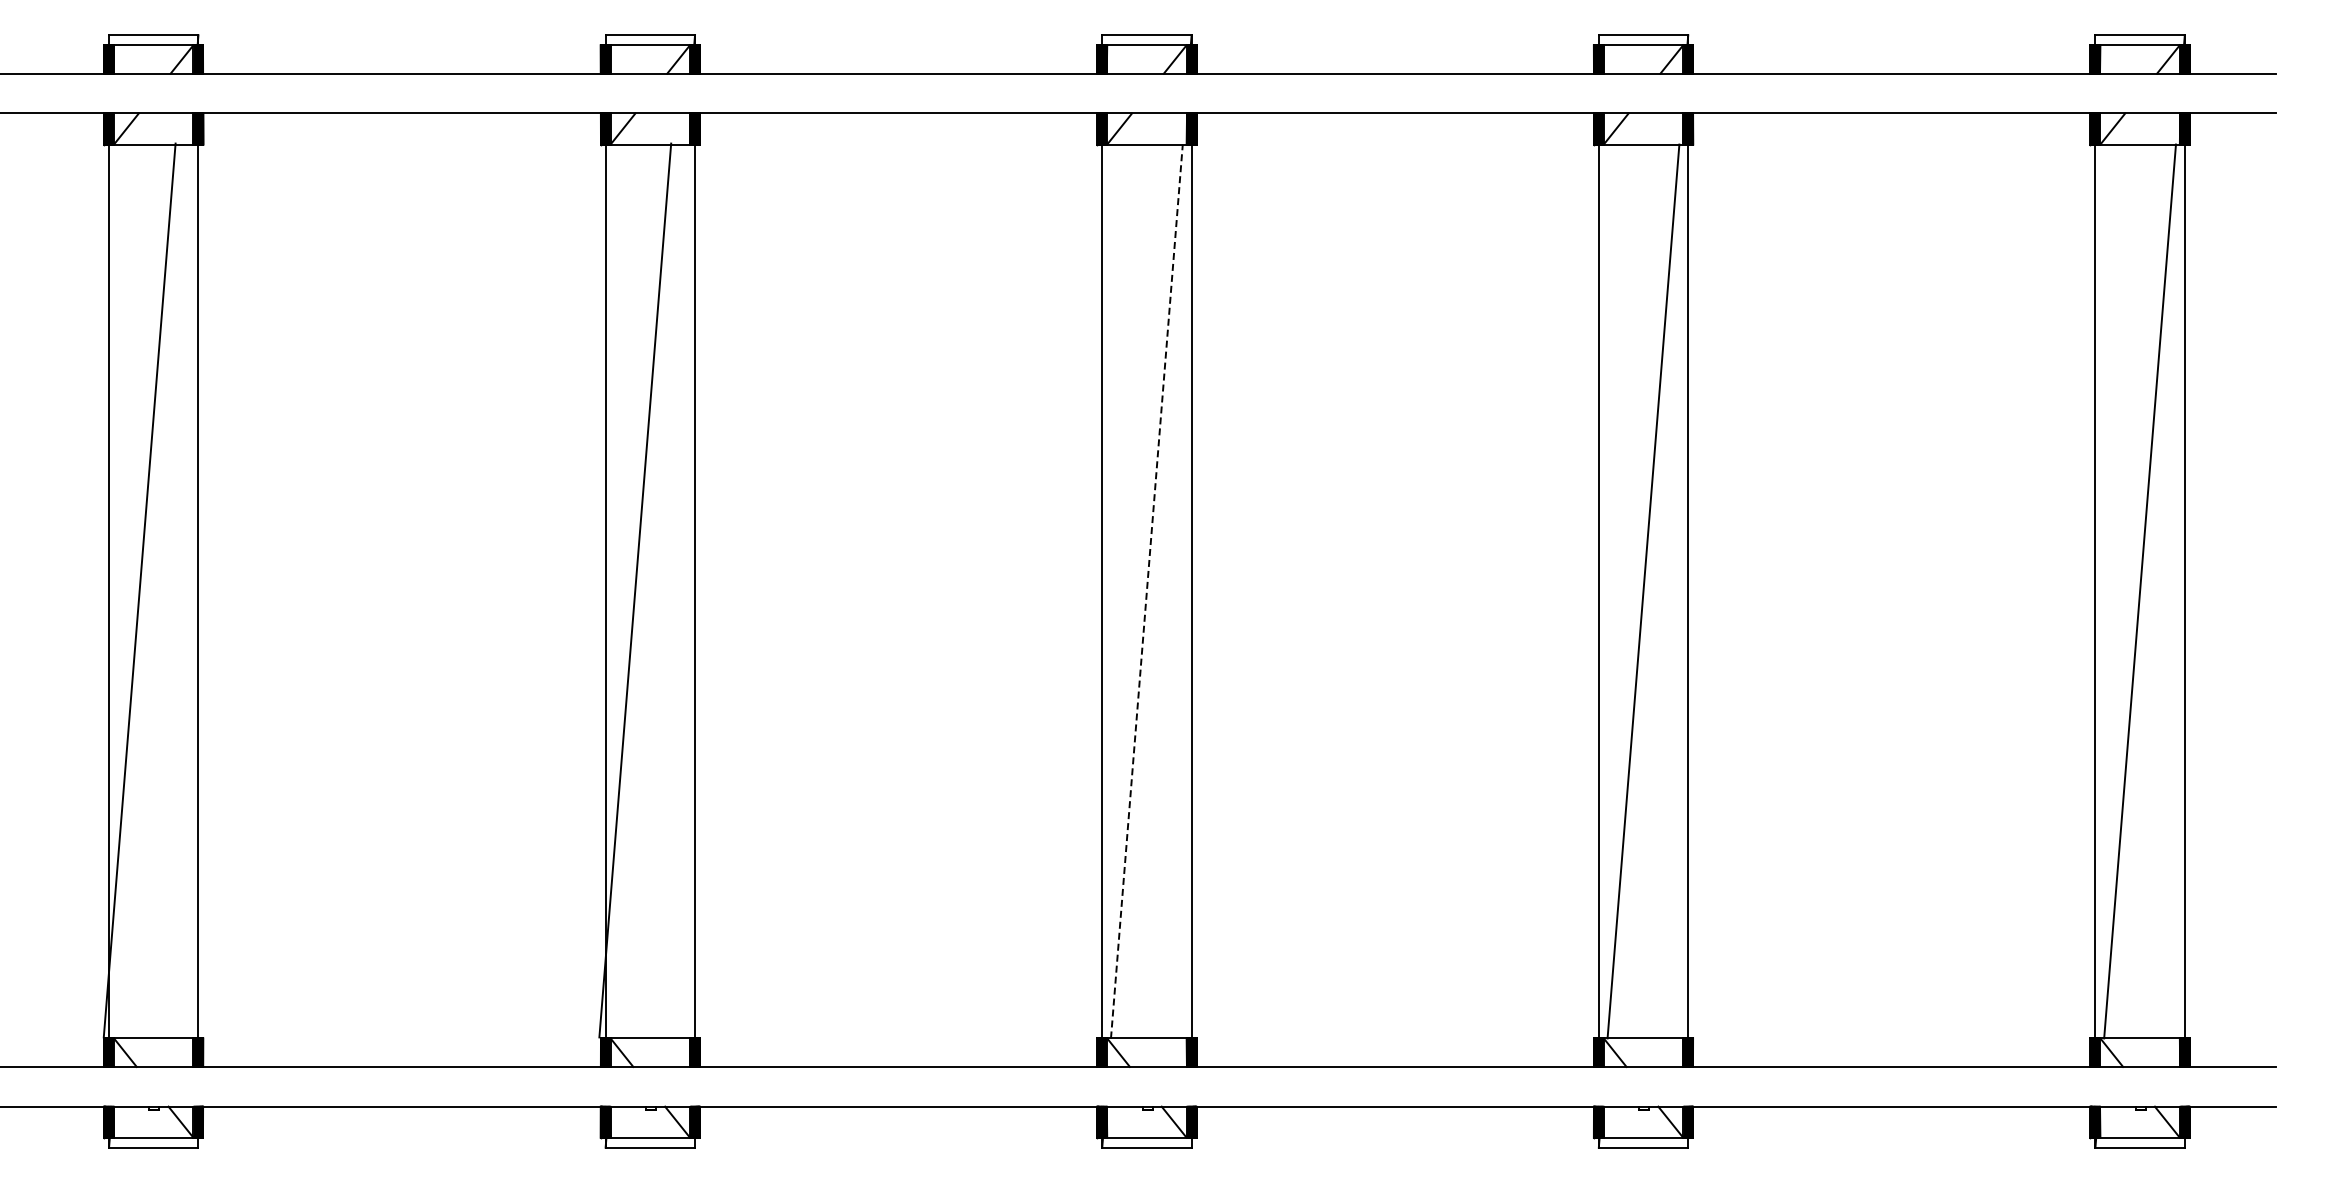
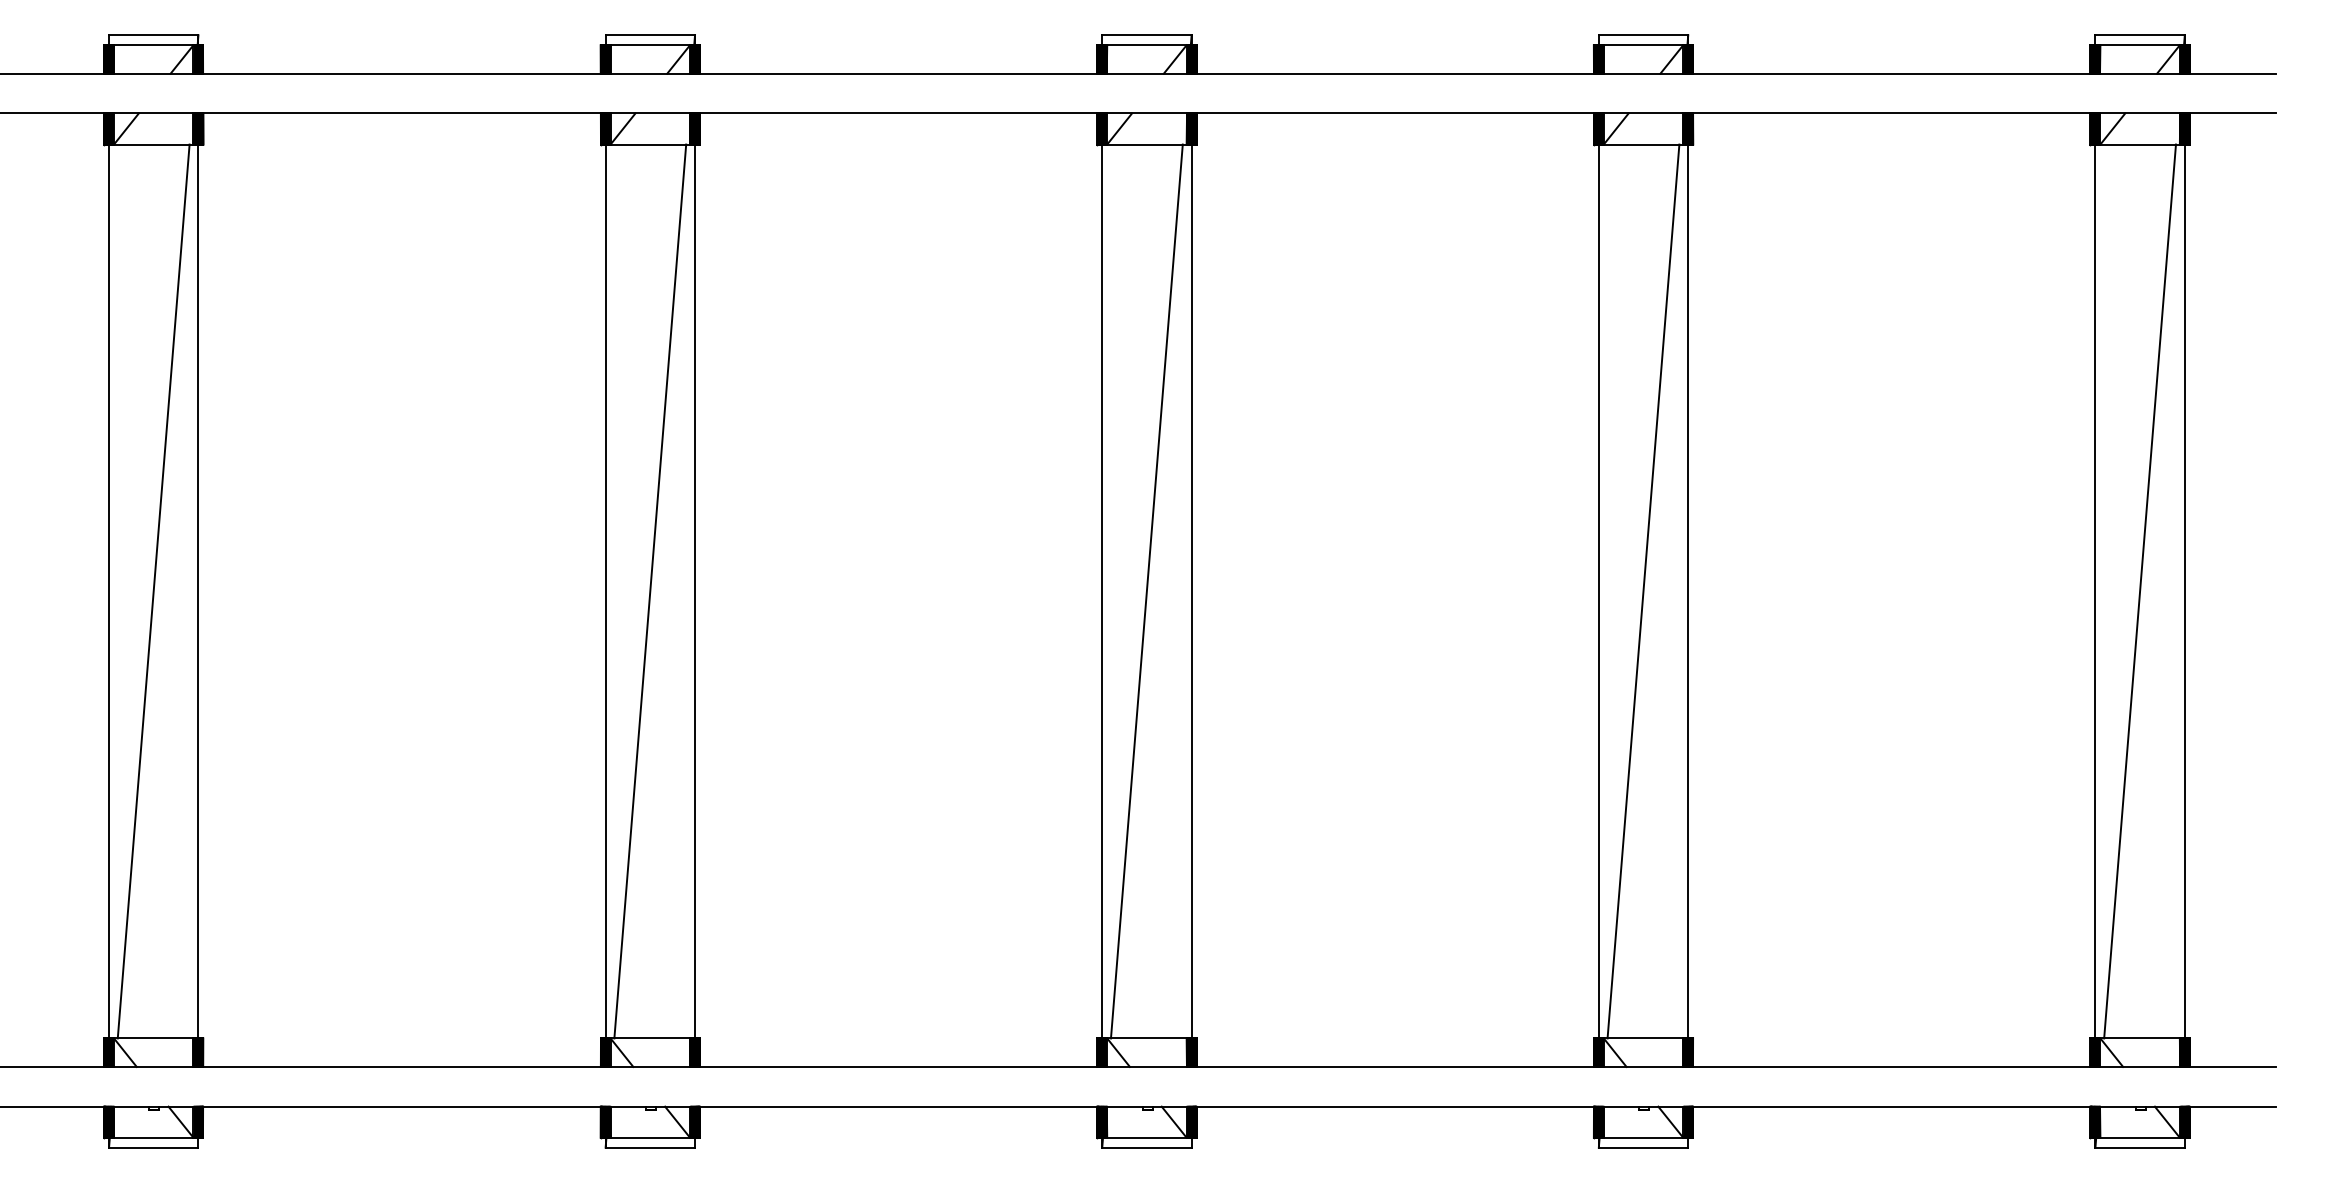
line position: (139, 590) -> (153, 591) (153, 591)
line position: (635, 590) -> (650, 591) (650, 591)
line: dashed -> solid (1146, 591)
